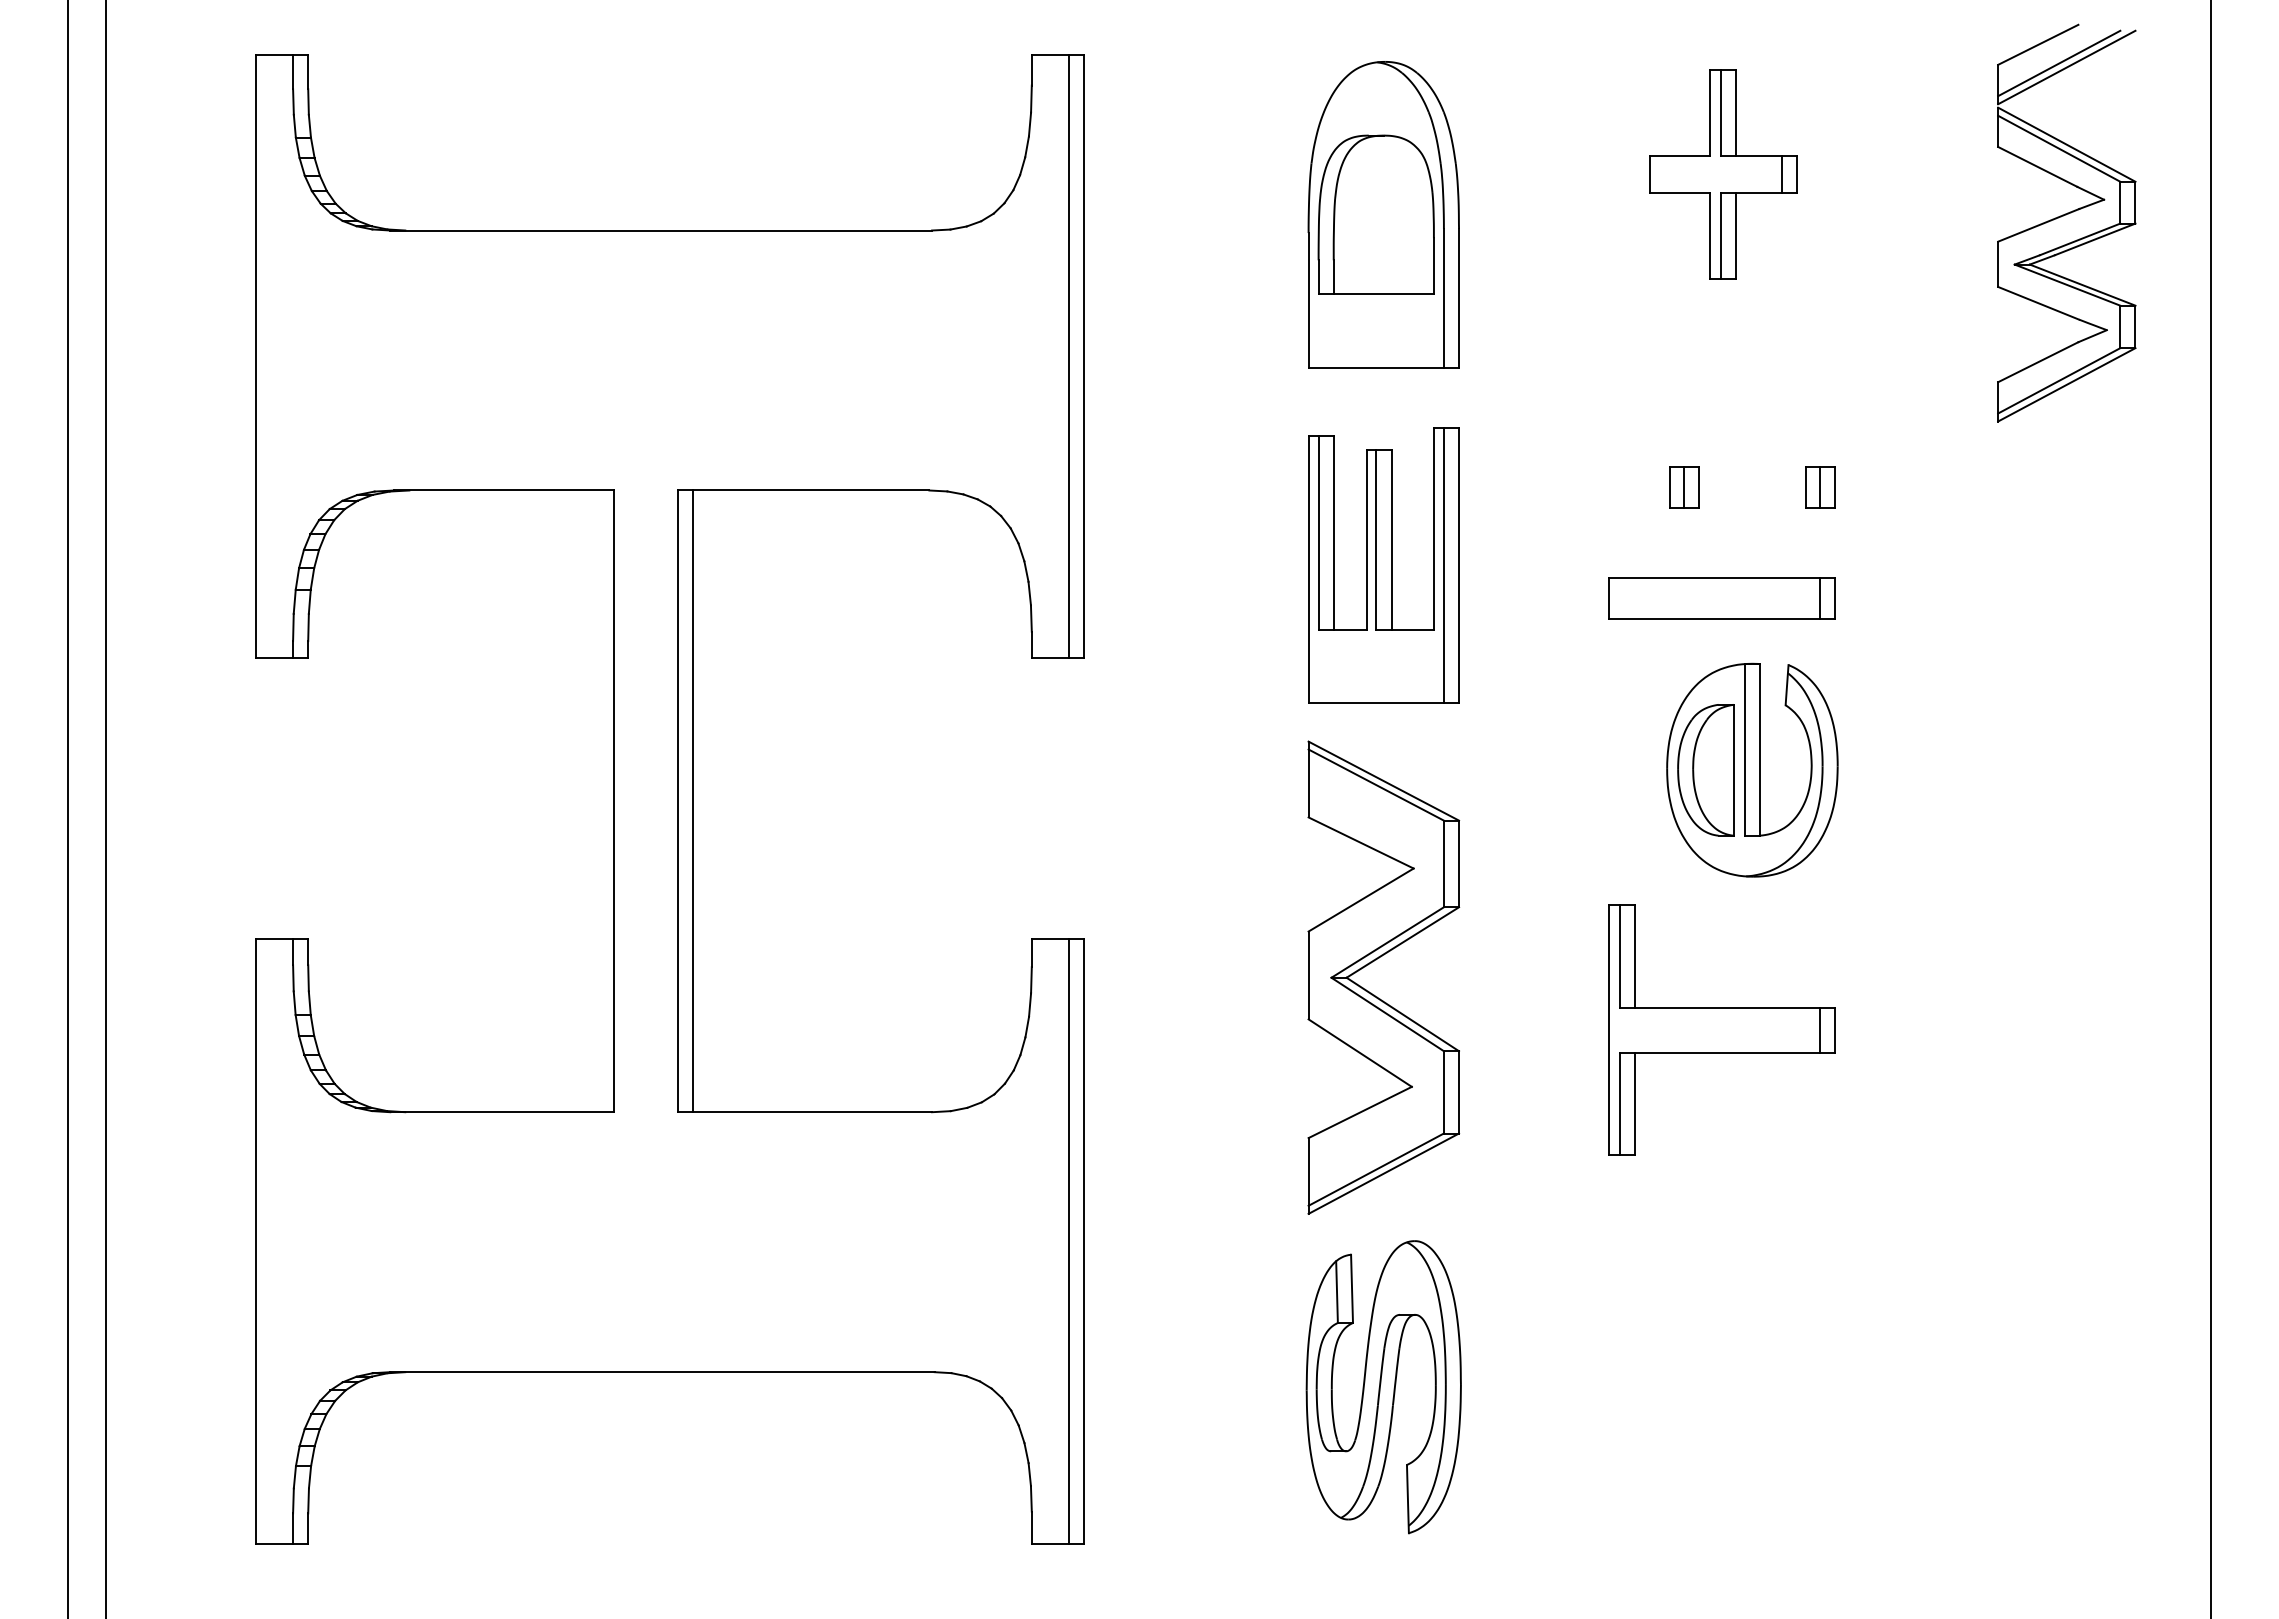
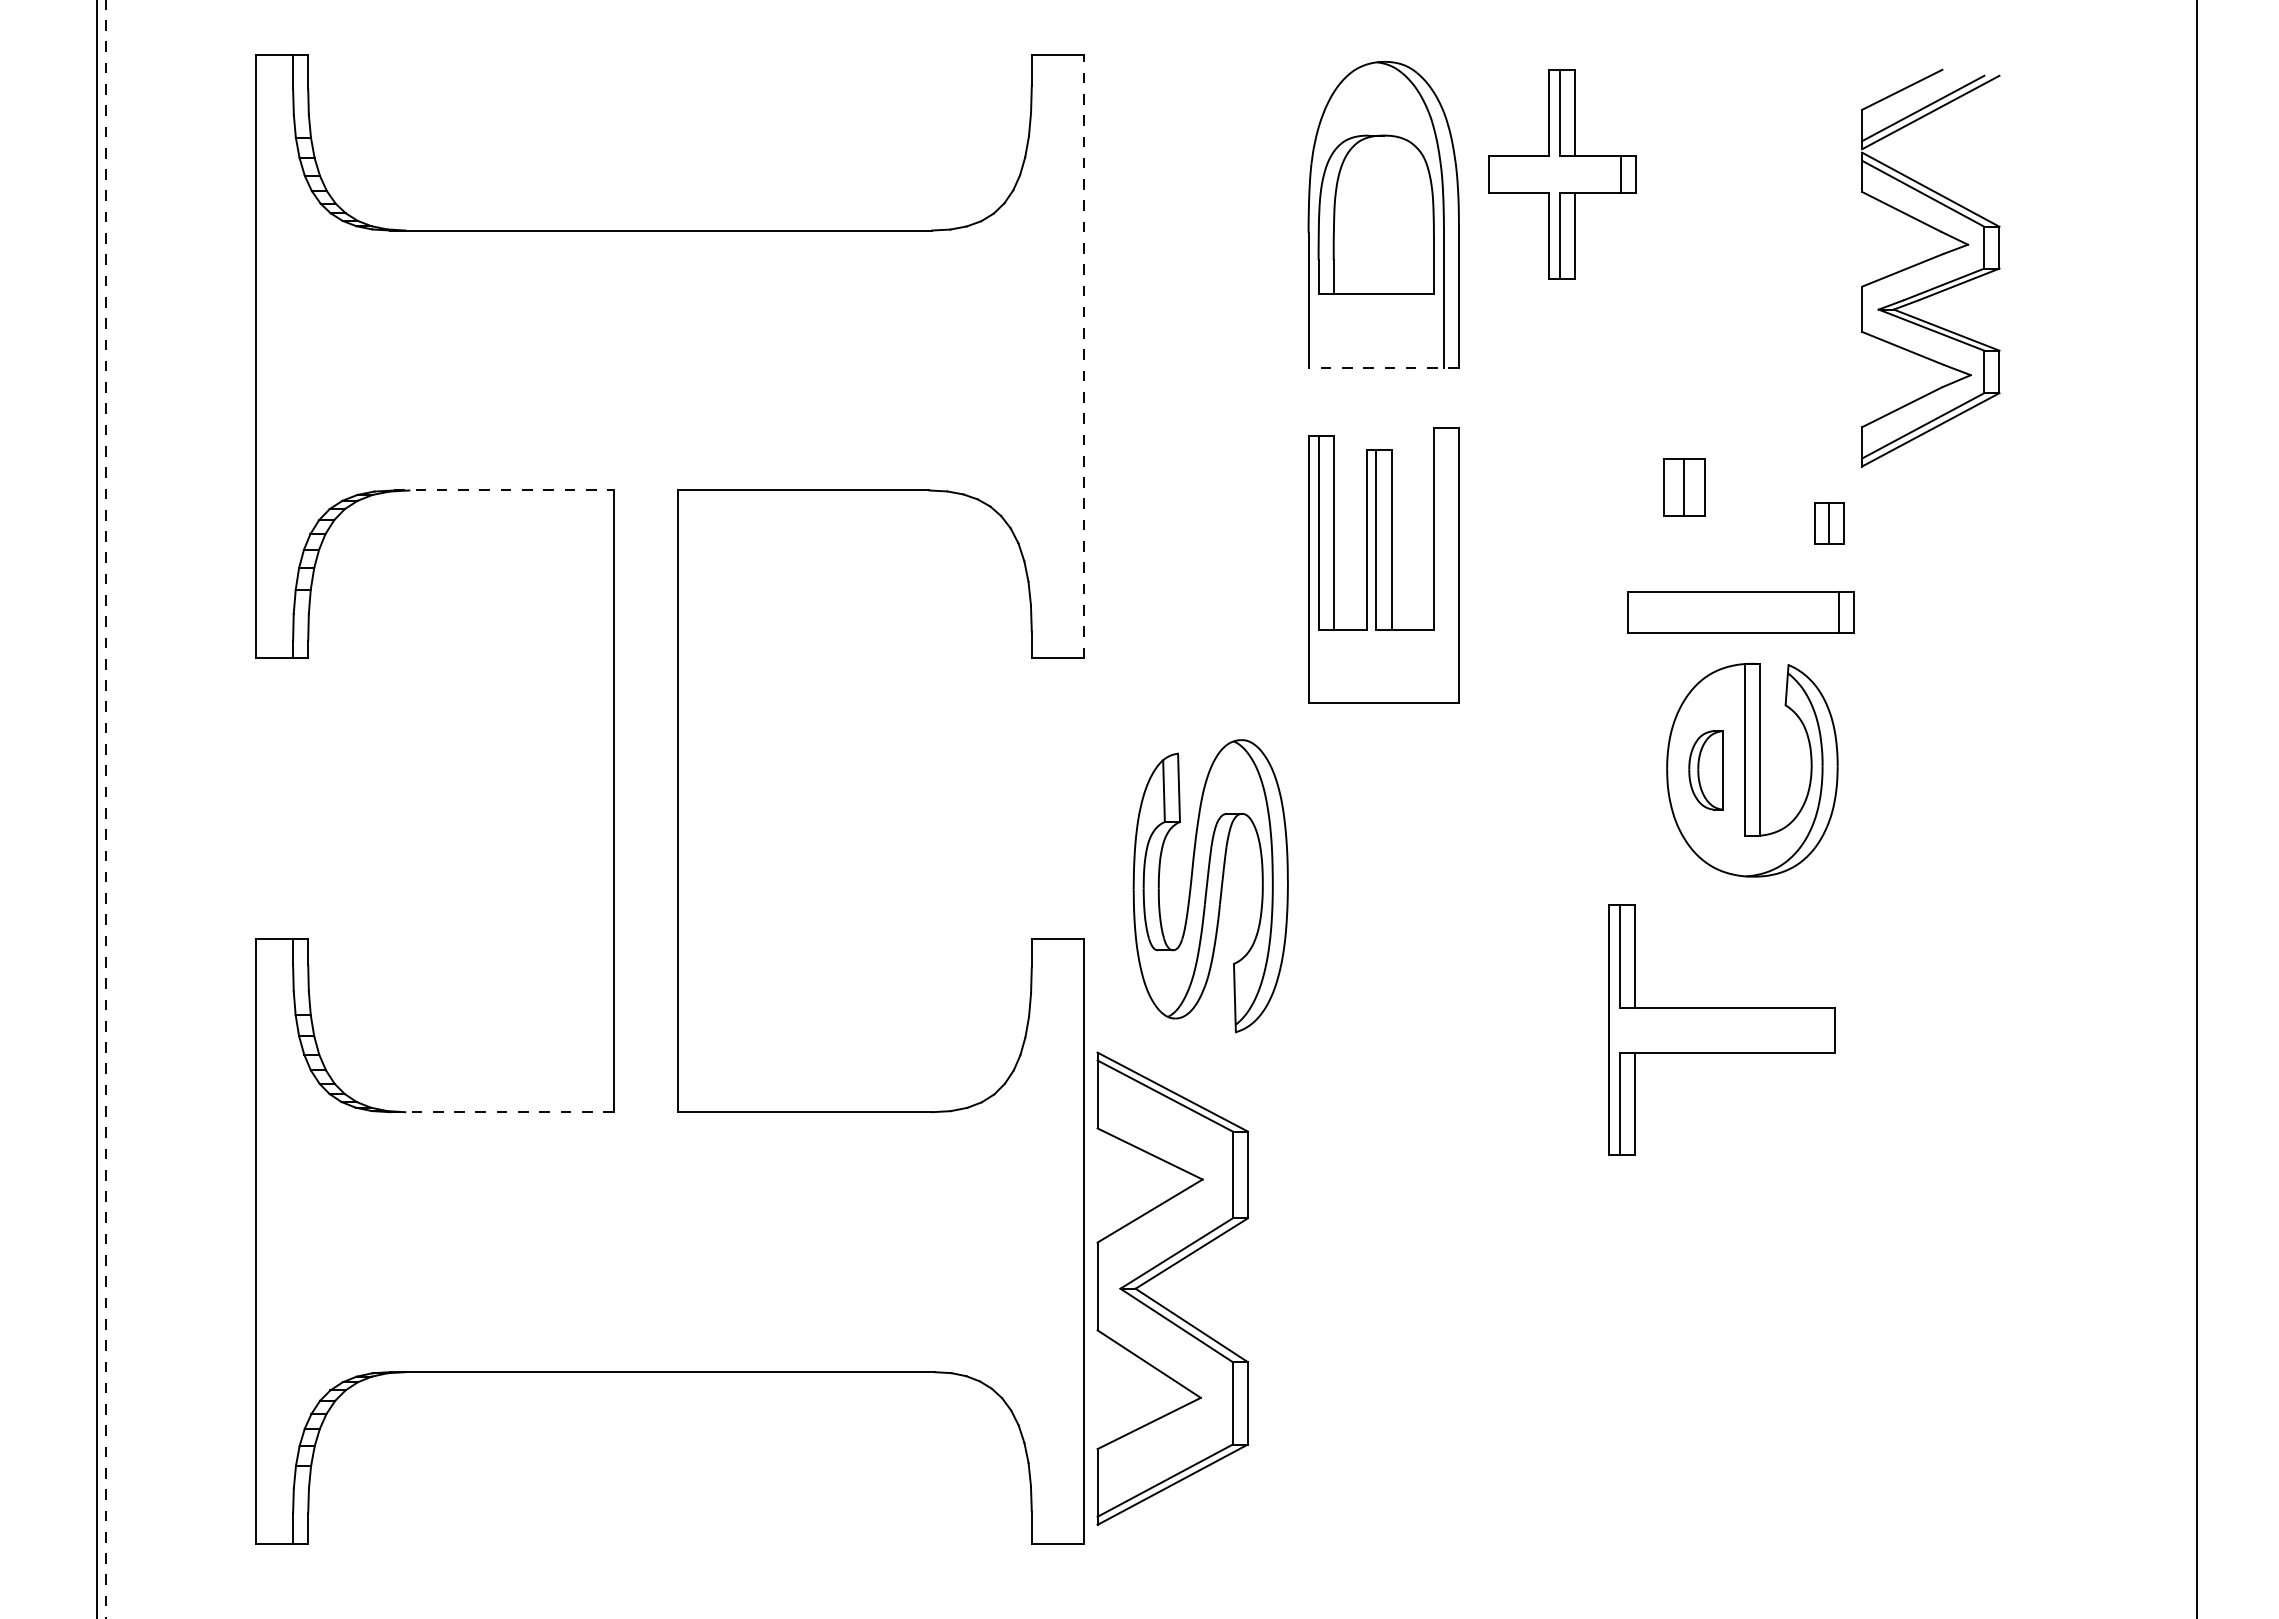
part position: (1723, 174) -> (1562, 174) (1562, 174)
part position: (2066, 222) -> (1930, 267) (1930, 267)
line: present -> none (1068, 356)
line: solid -> dashed (1083, 356)
line: solid -> dashed (1383, 367)
part size: 31x43 px -> 43x59 px (1684, 487)
part position: (1820, 487) -> (1829, 523) (1829, 523)
line: solid -> dashed (504, 490)
line: present -> none (1443, 565)
part position: (1721, 598) -> (1740, 612) (1740, 612)
part size: 58x133 px -> 36x81 px (1705, 770)
line: present -> none (692, 801)
line position: (68, 808) -> (97, 808) (97, 808)
line position: (2210, 808) -> (2196, 808) (2196, 808)
line: solid -> dashed (106, 809)
part position: (1374, 961) -> (1163, 1272) (1163, 1272)
line: present -> none (1819, 1029)
line: solid -> dashed (502, 1112)
line: present -> none (1068, 1240)
part position: (1383, 1387) -> (1210, 886) (1210, 886)
